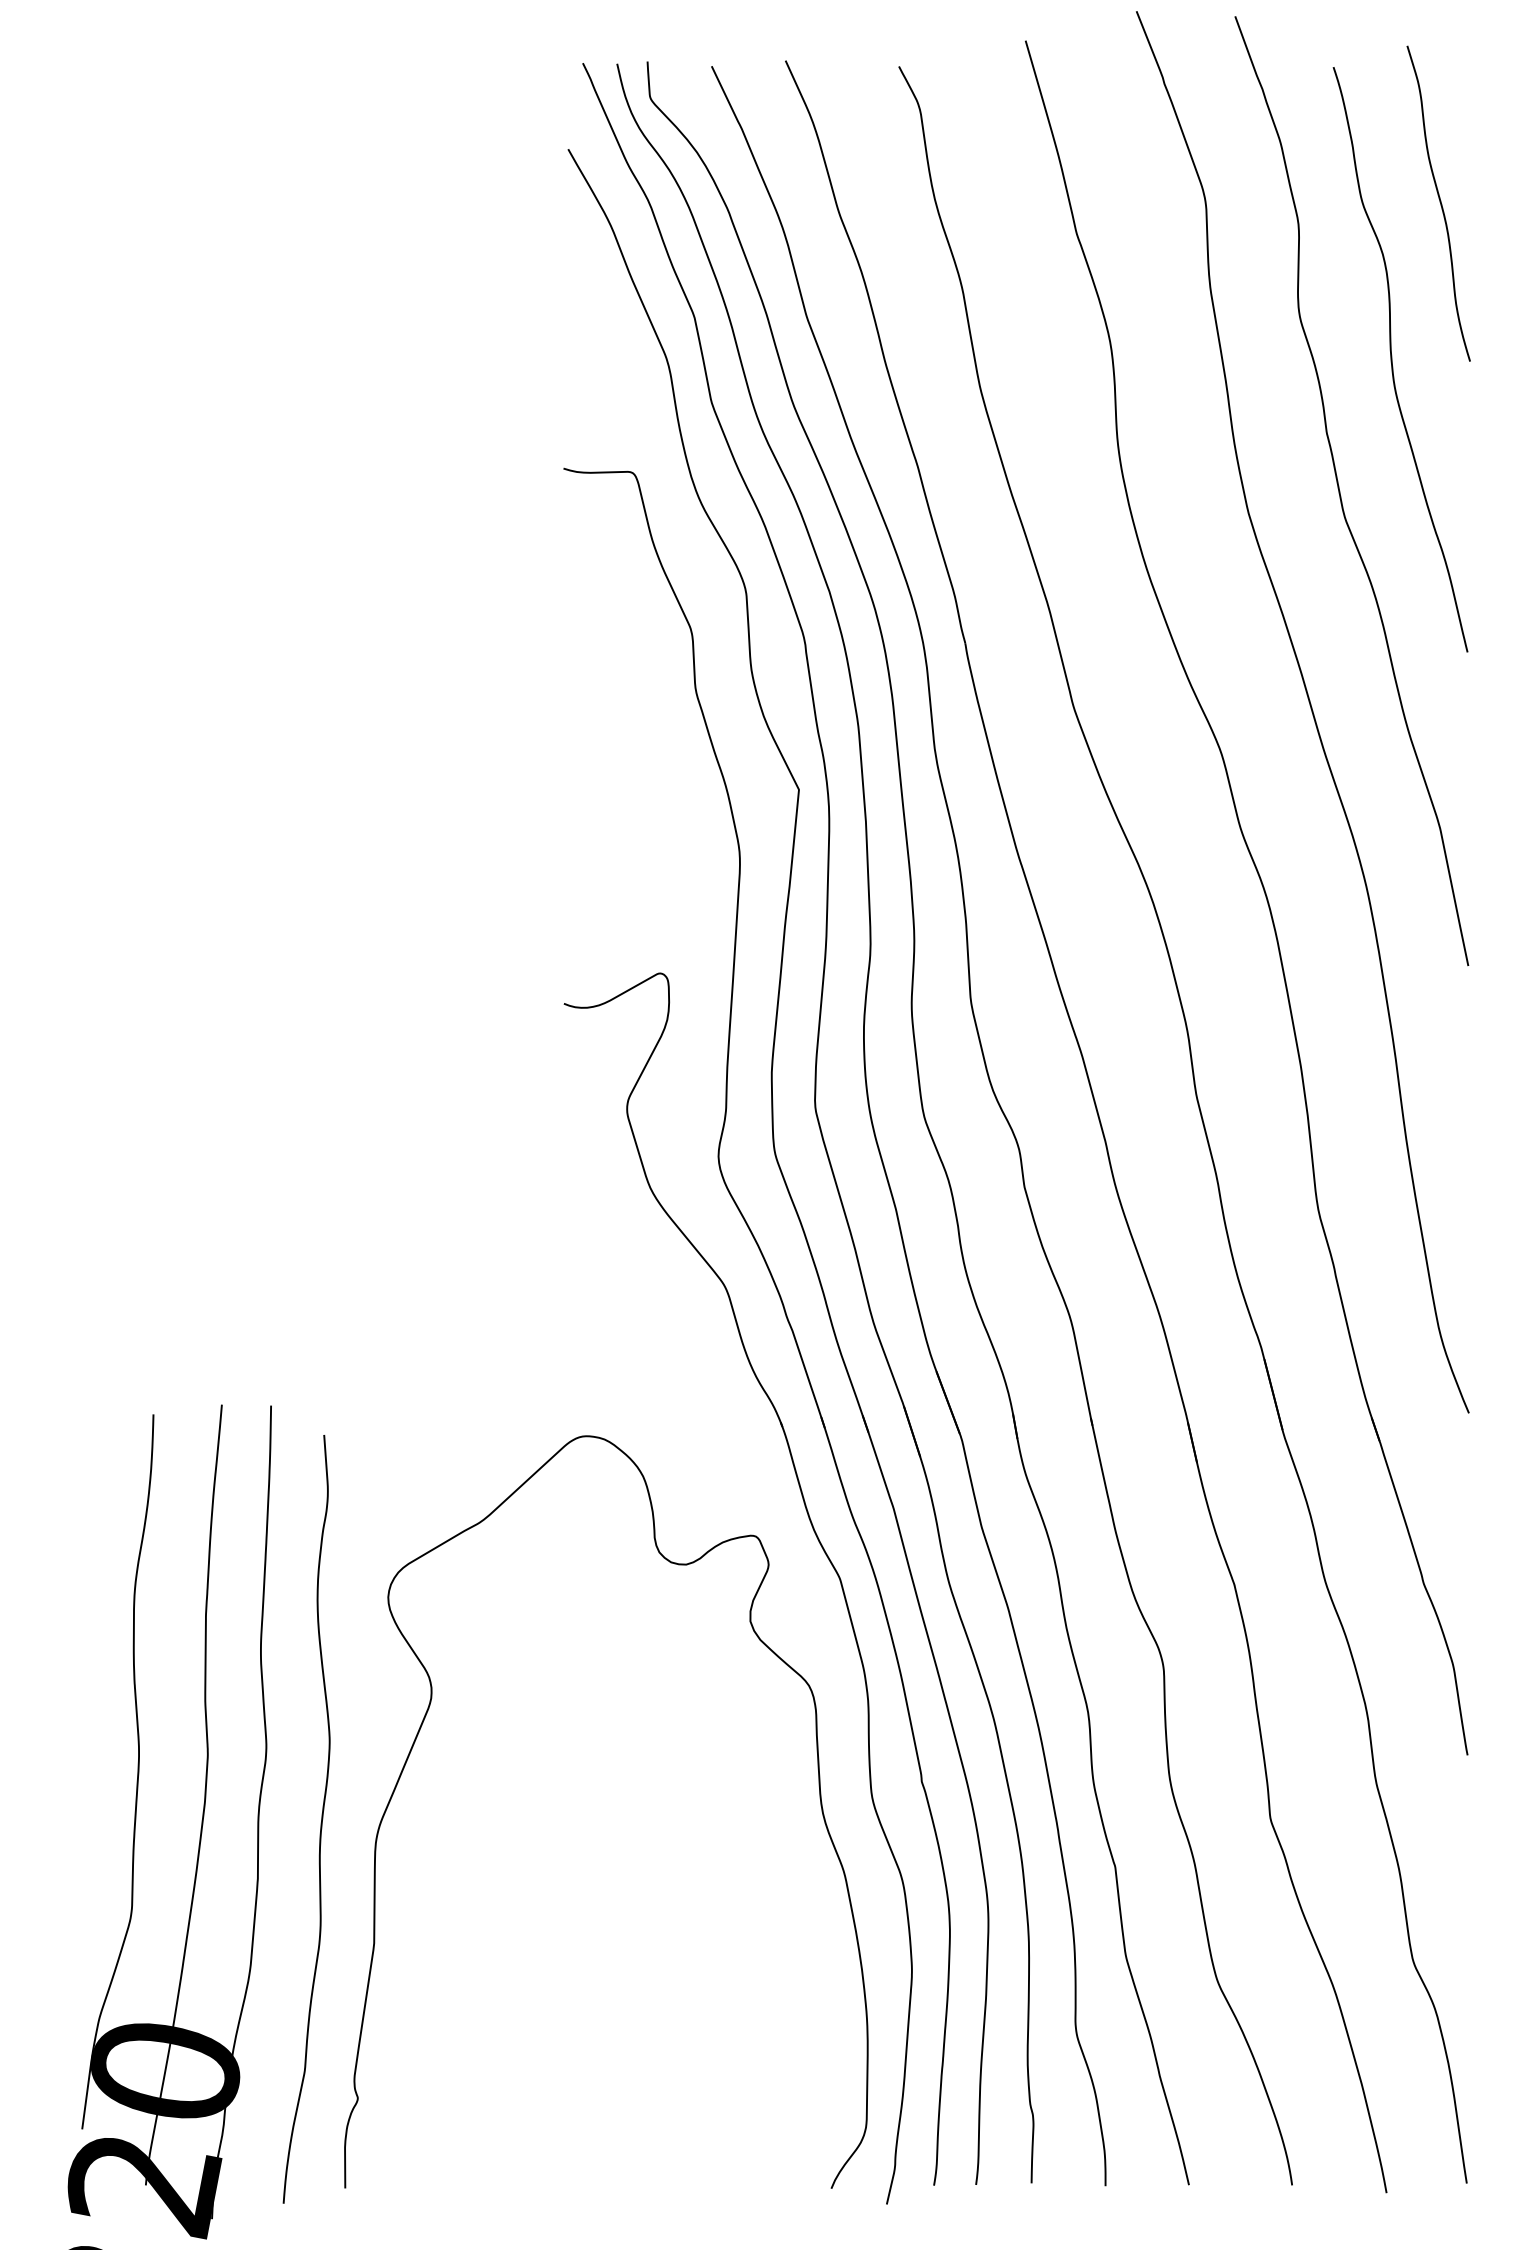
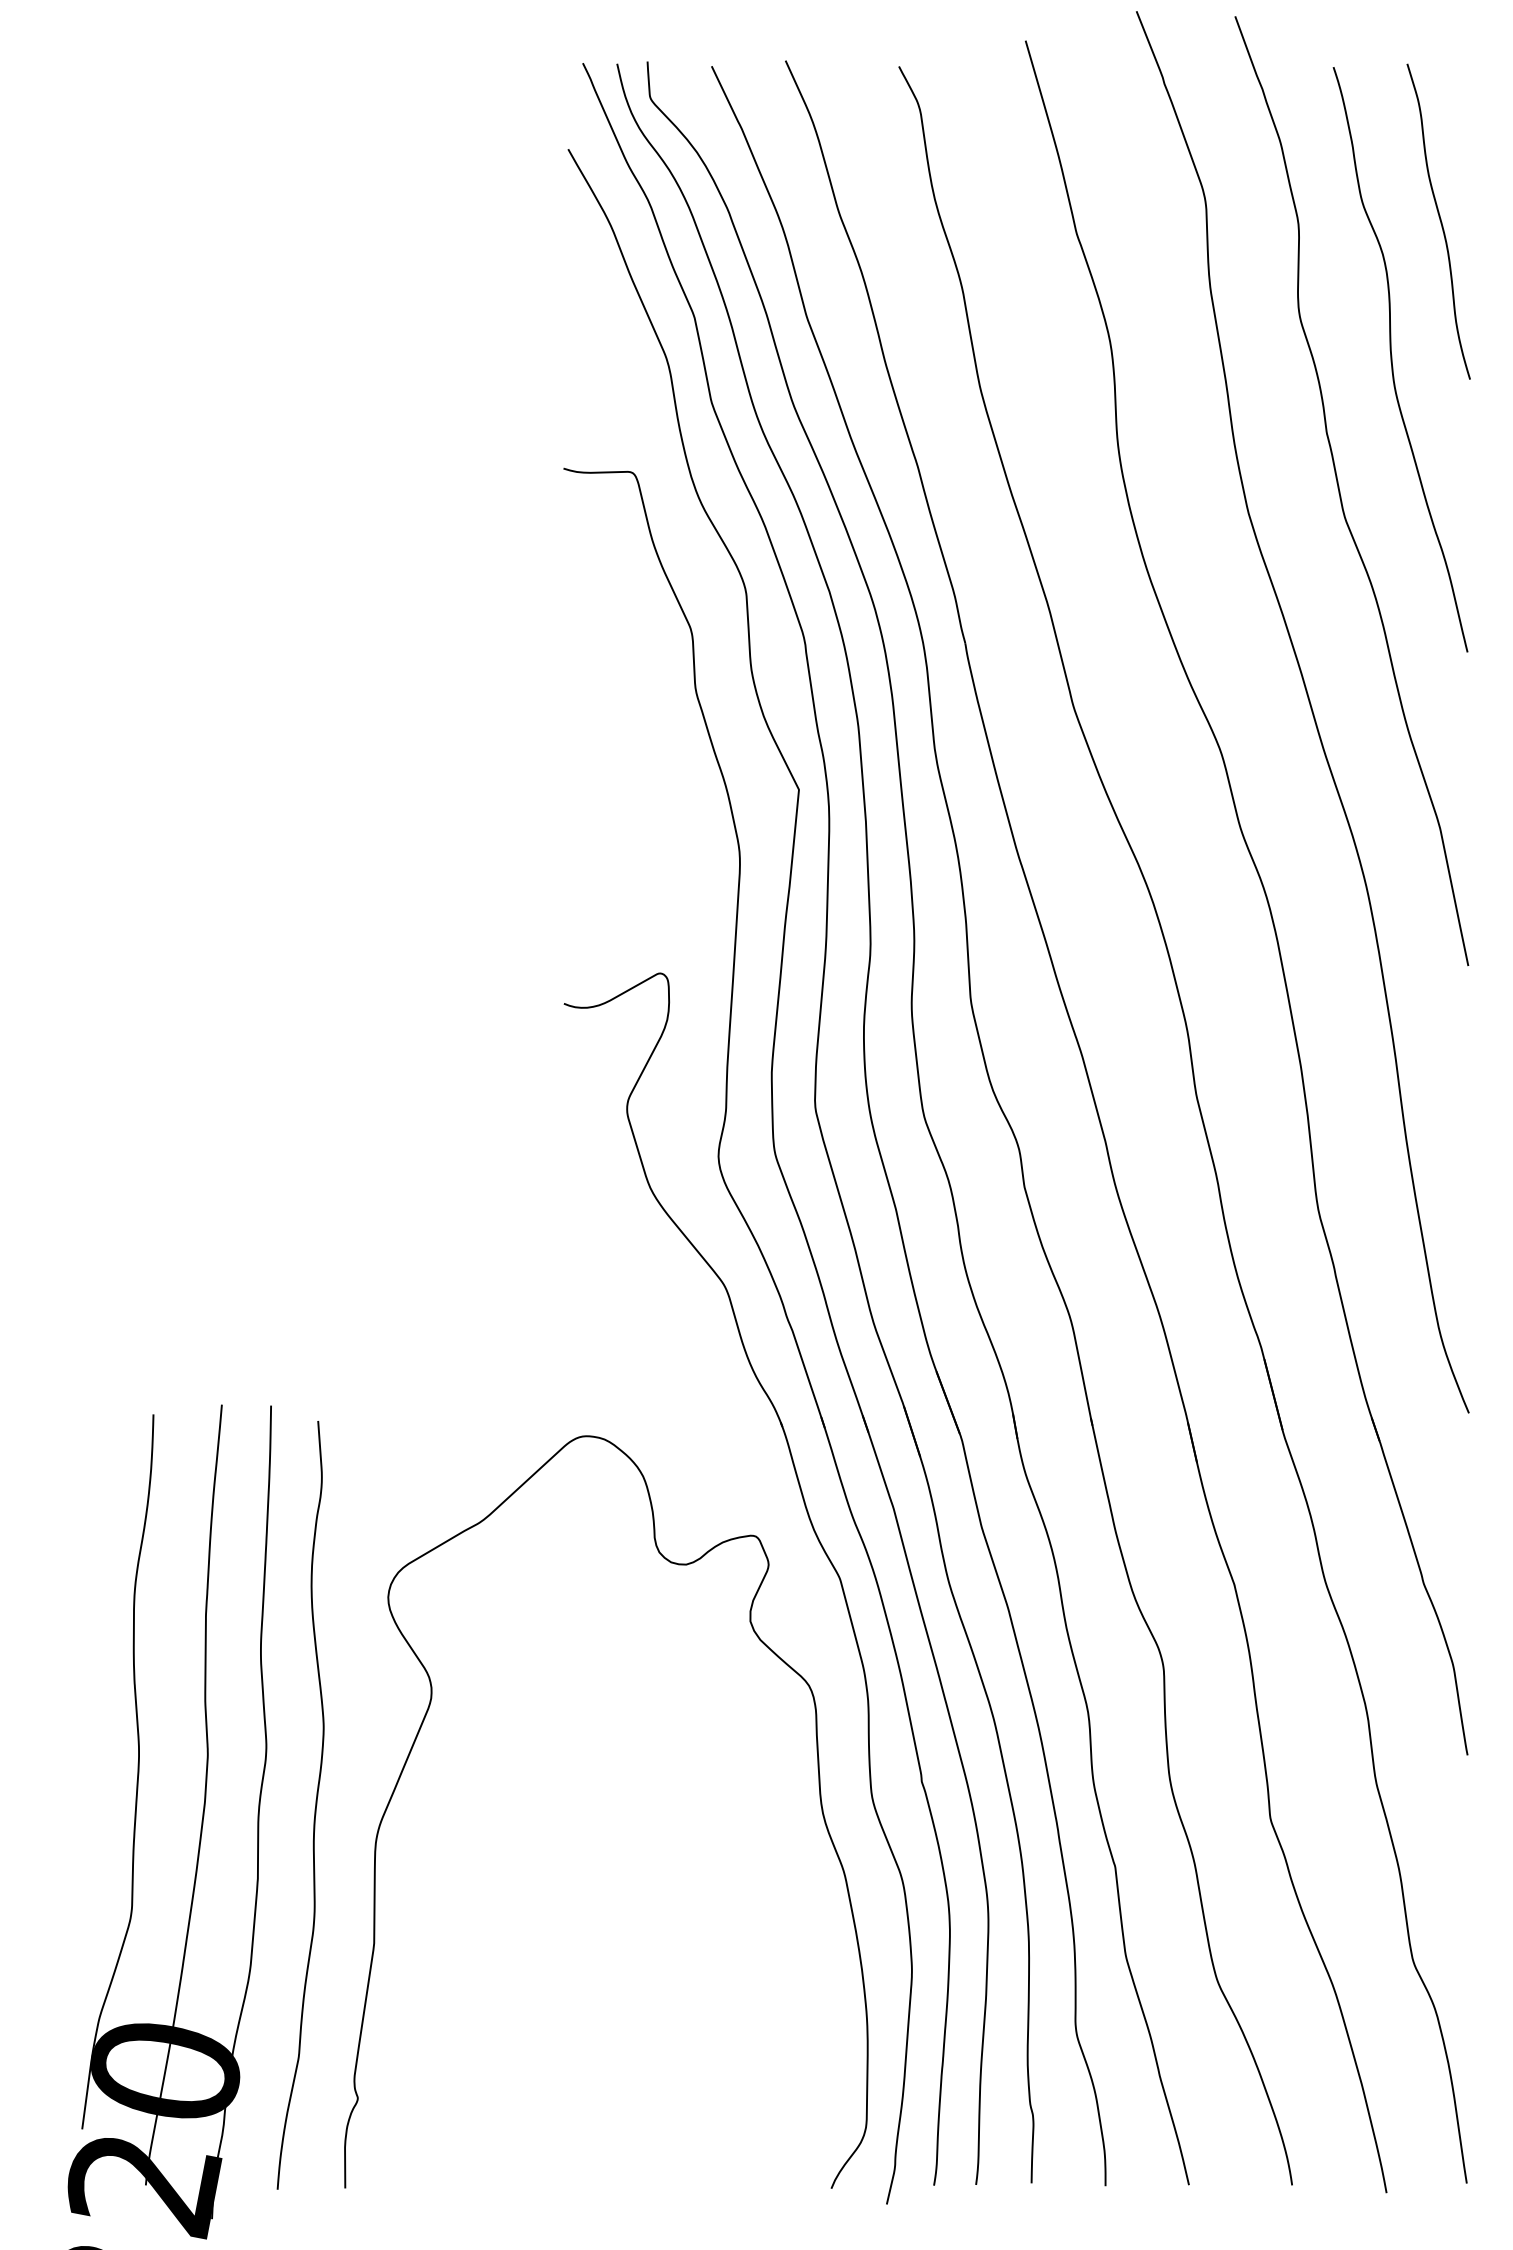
curve position: (1439, 202) -> (1439, 220) (1439, 220)
curve position: (320, 1823) -> (314, 1809) (314, 1809)
